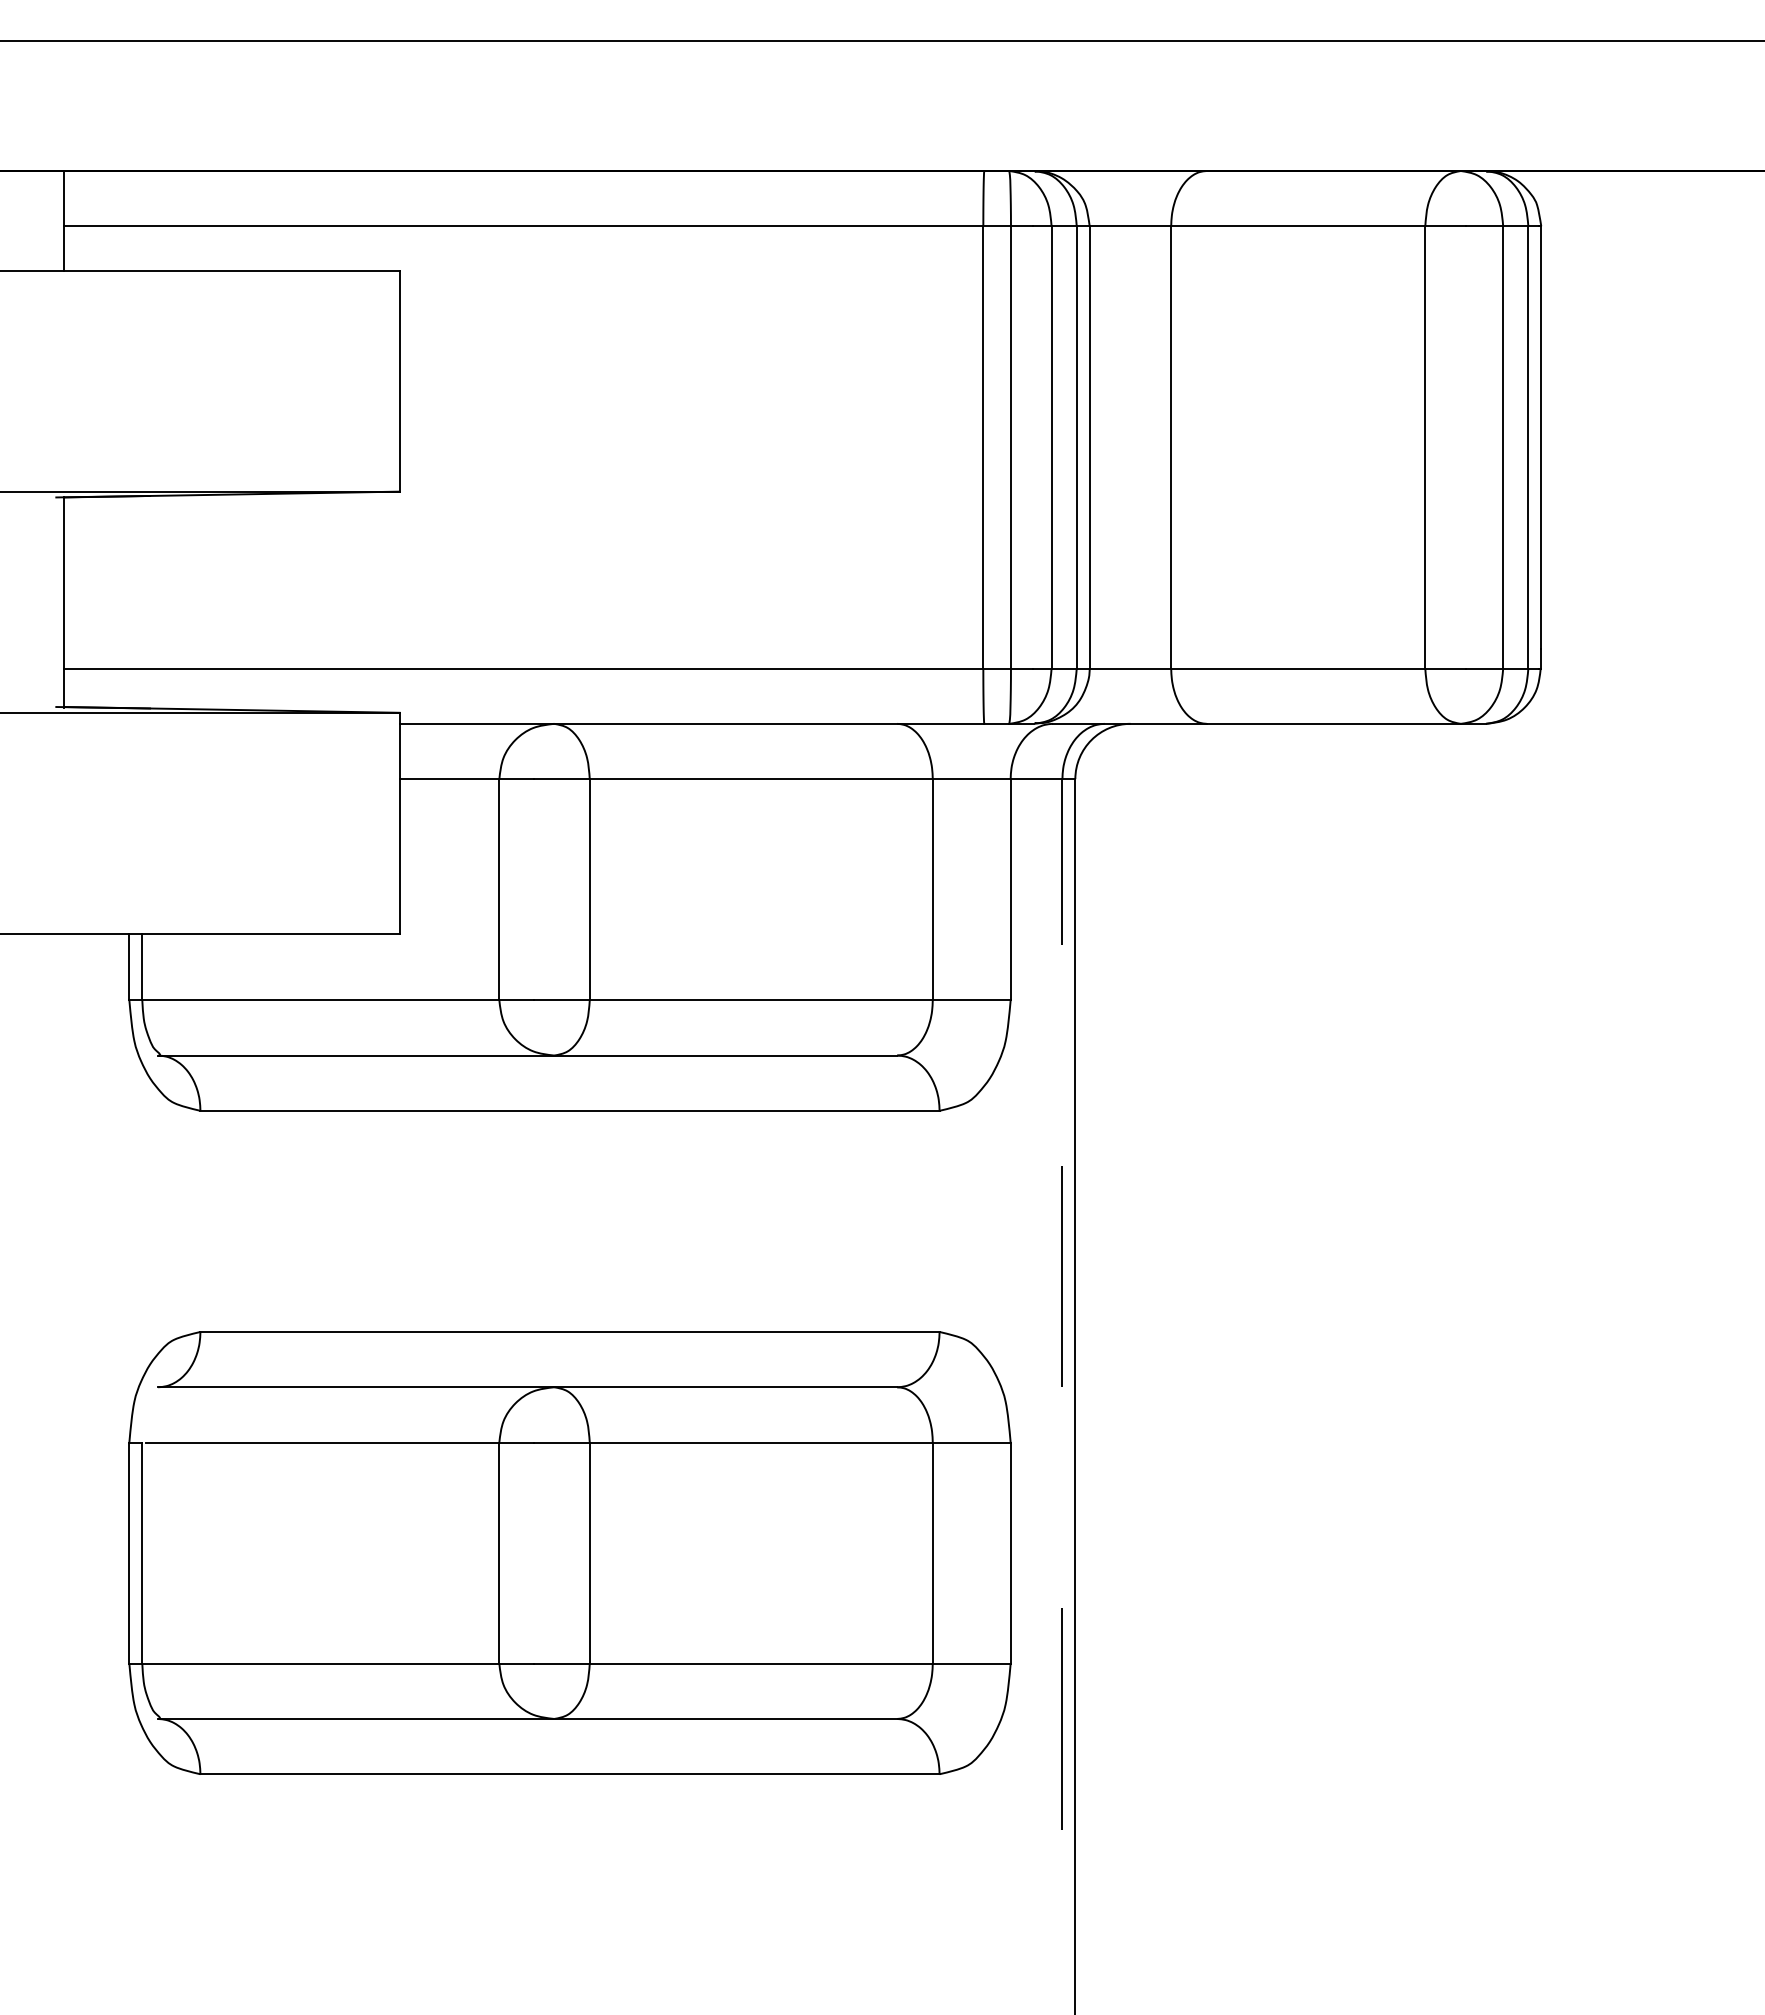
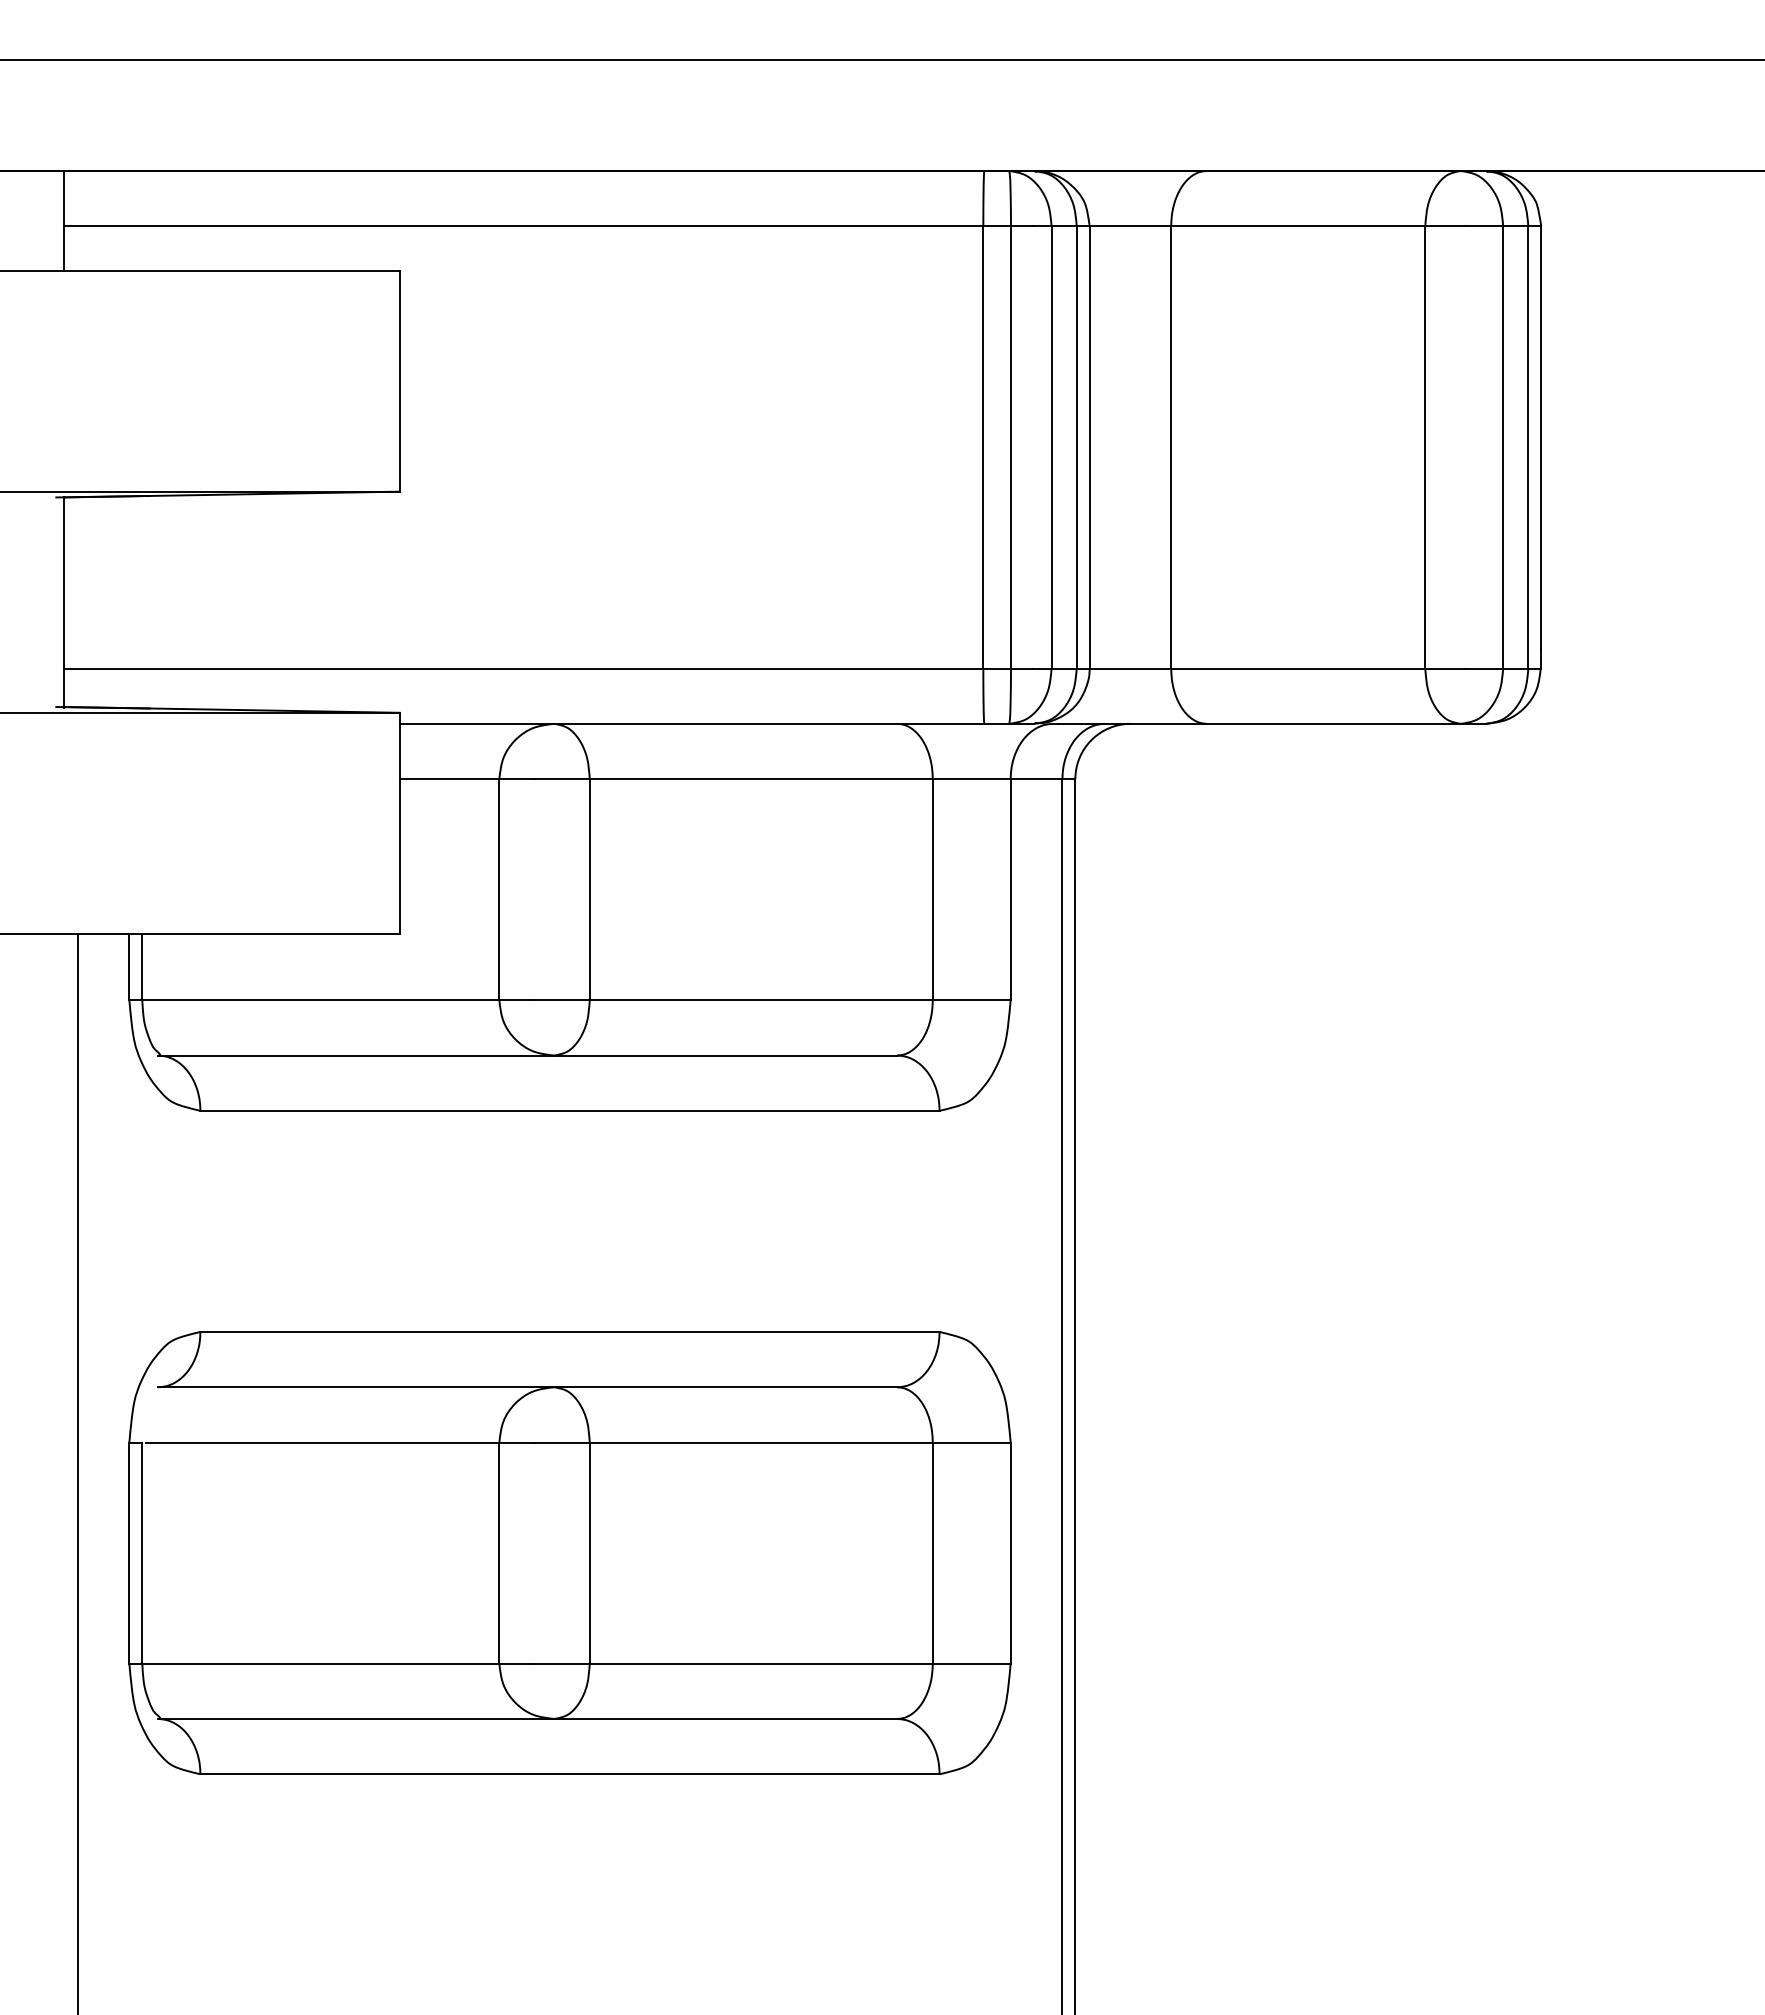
line position: (881, 41) -> (881, 60) (881, 60)
line: dashed -> solid (1062, 1396)
line: none -> present (77, 1472)
